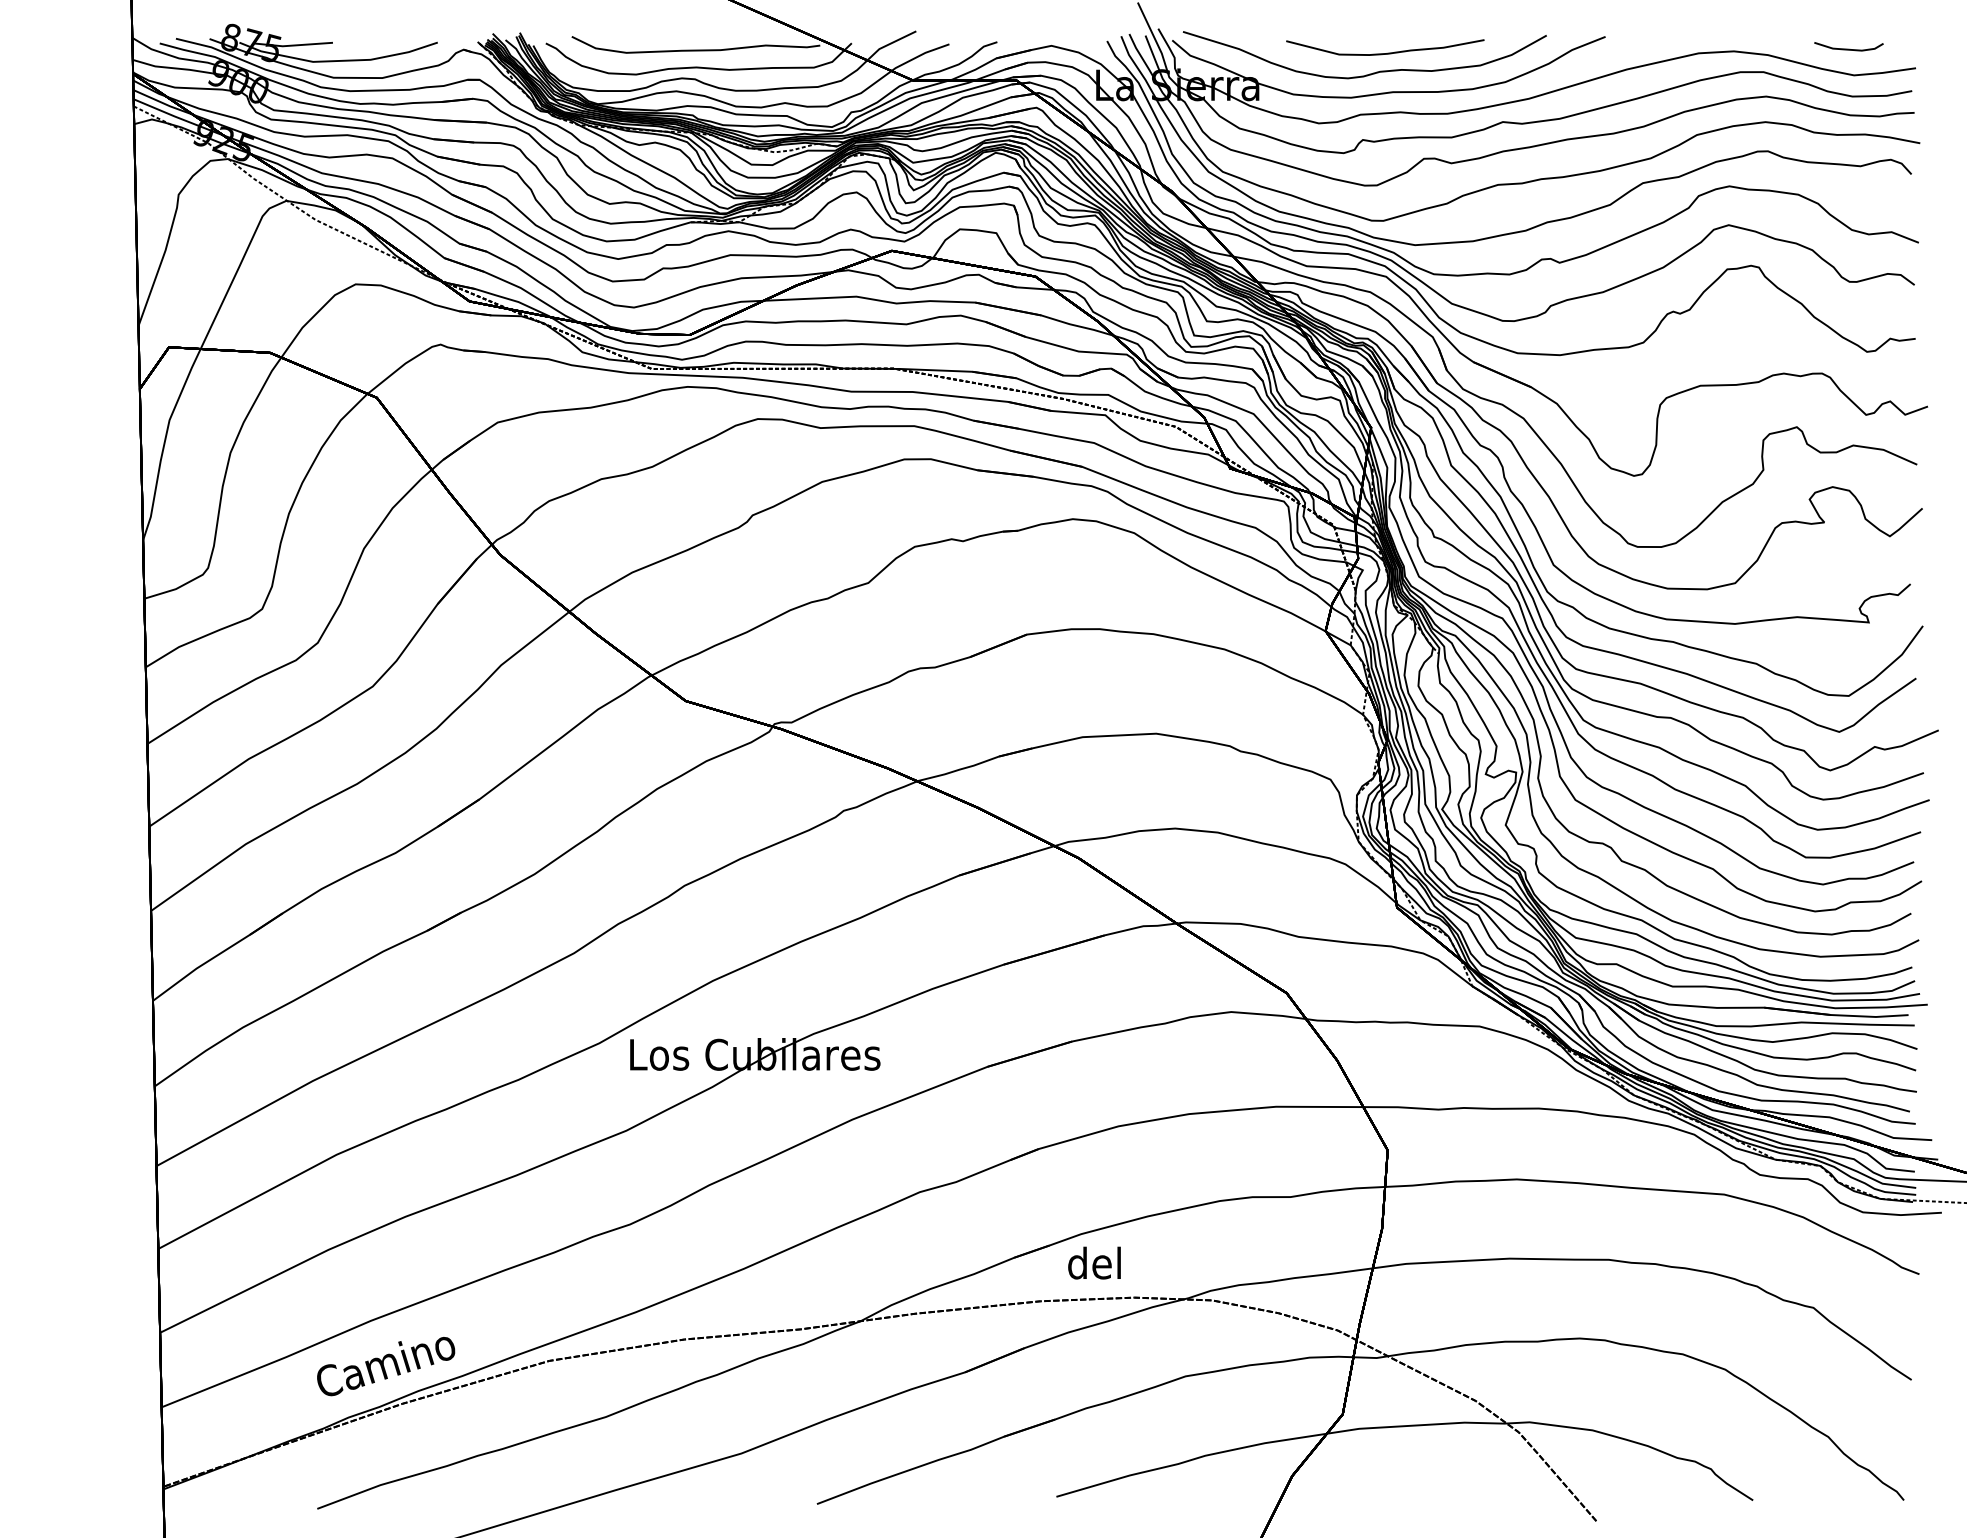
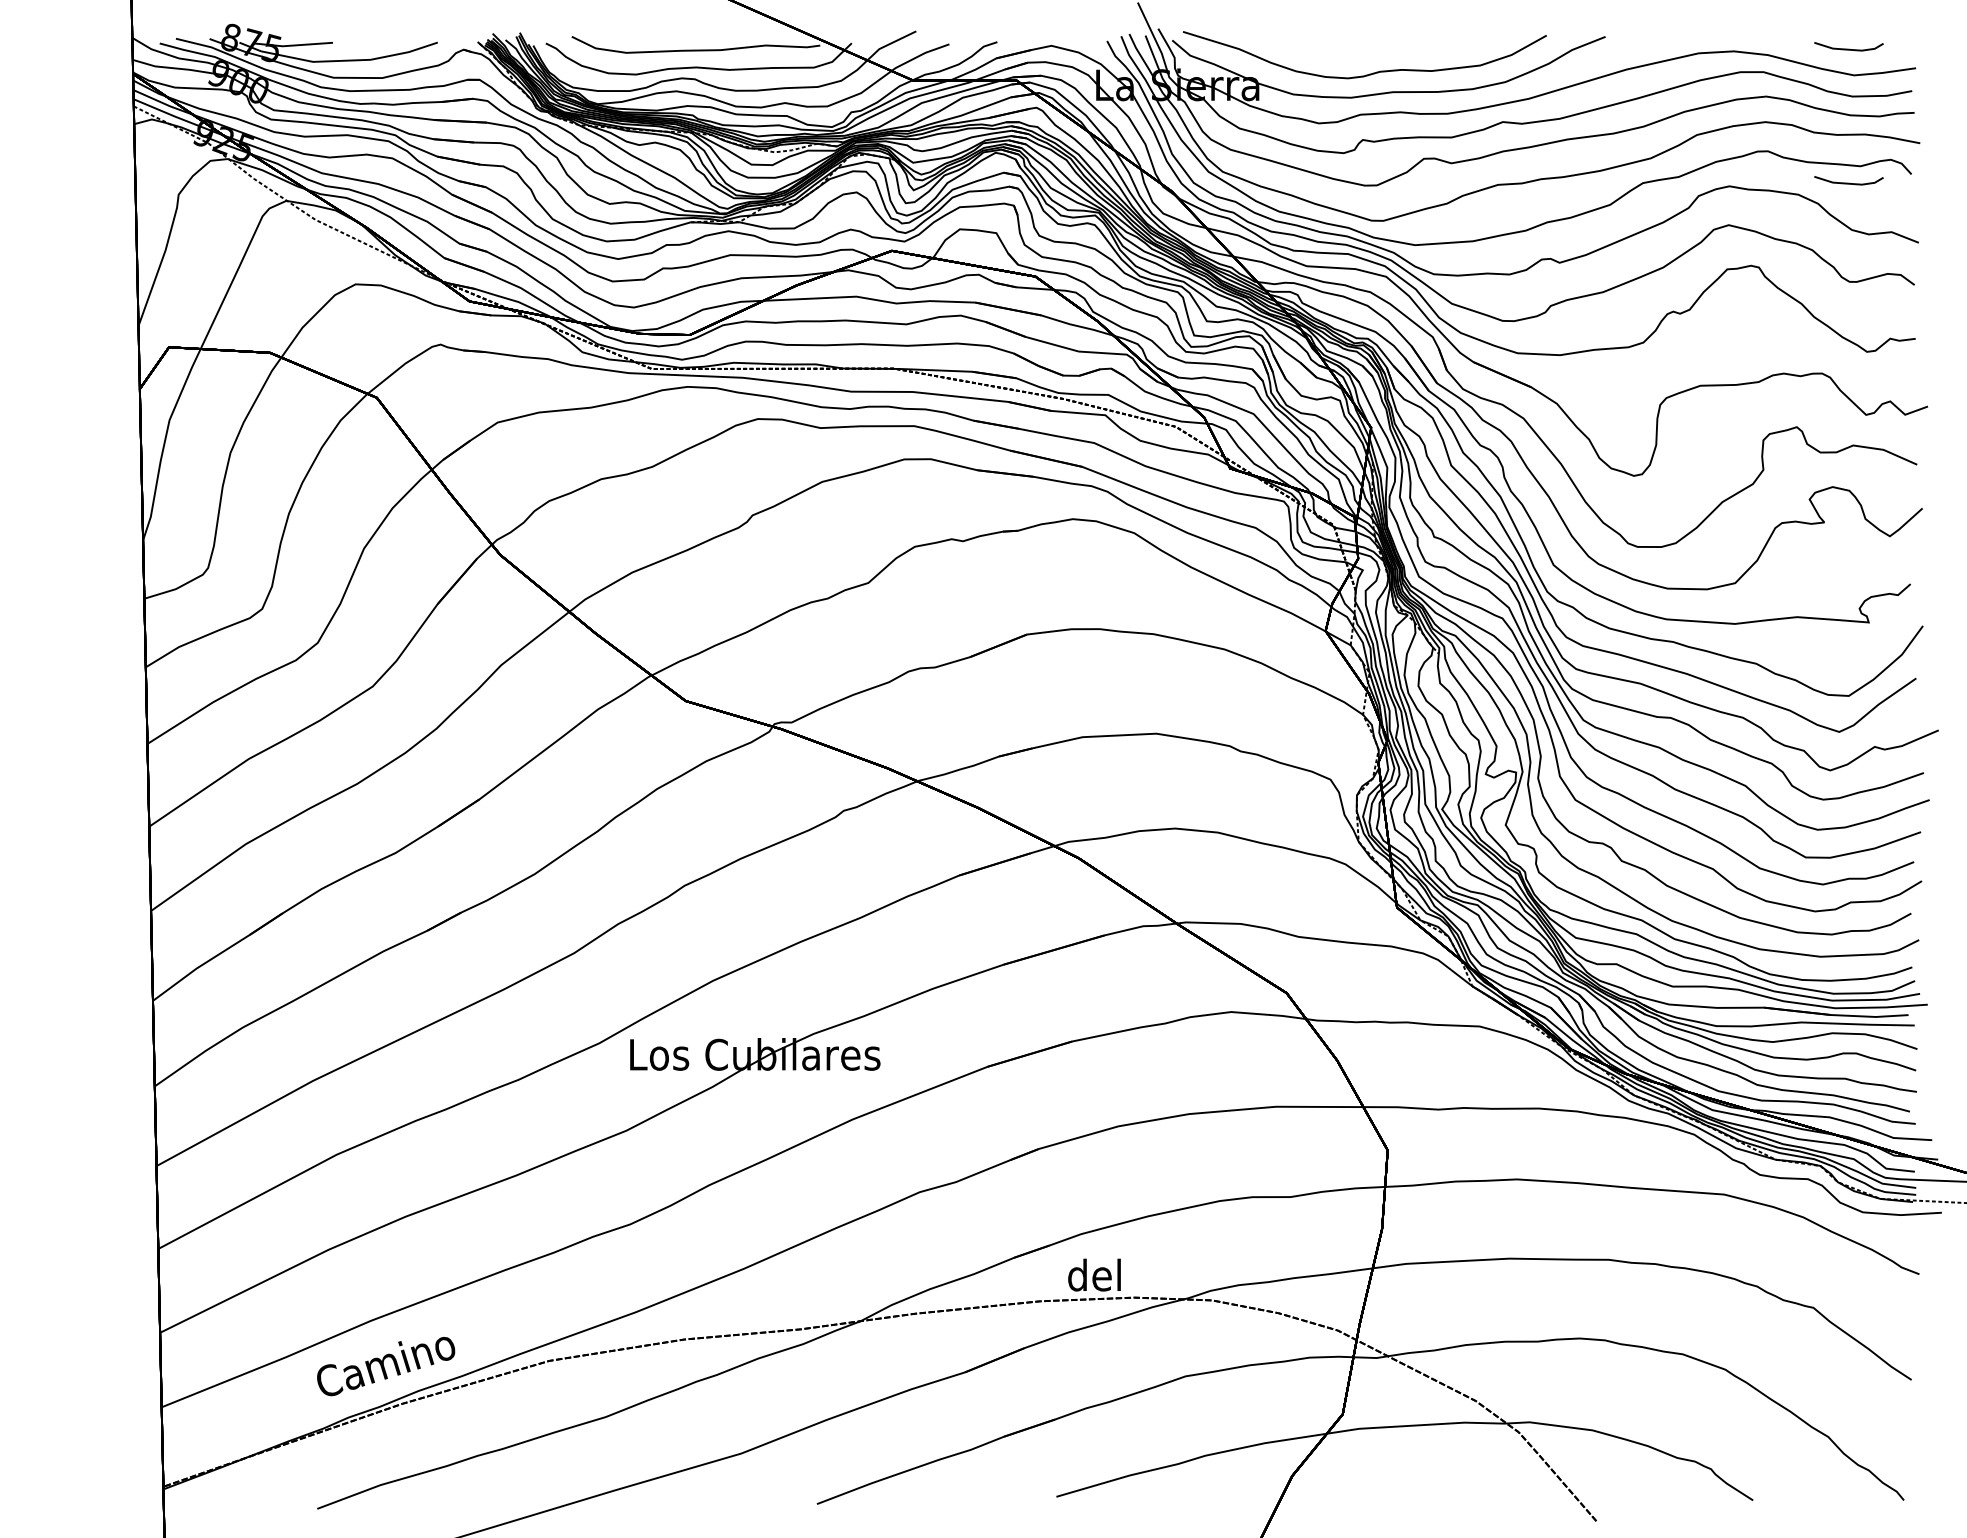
curve: present -> none (1387, 52)
line: none -> present (1848, 182)
text position: (1094, 1262) -> (1094, 1274) (1094, 1274)
